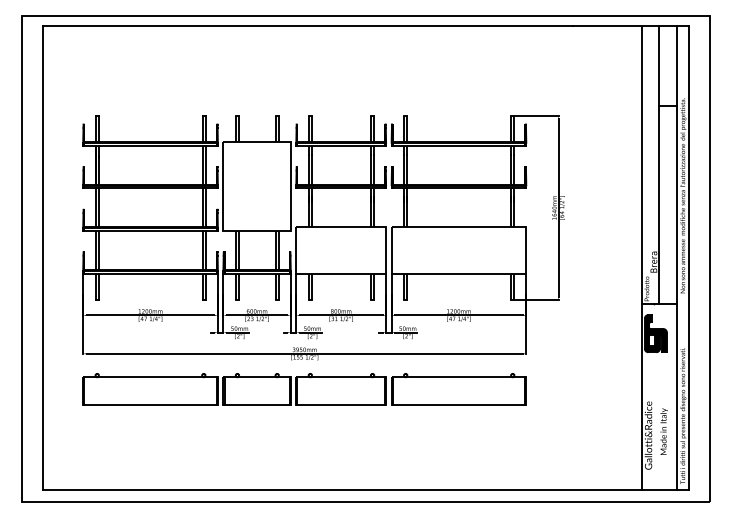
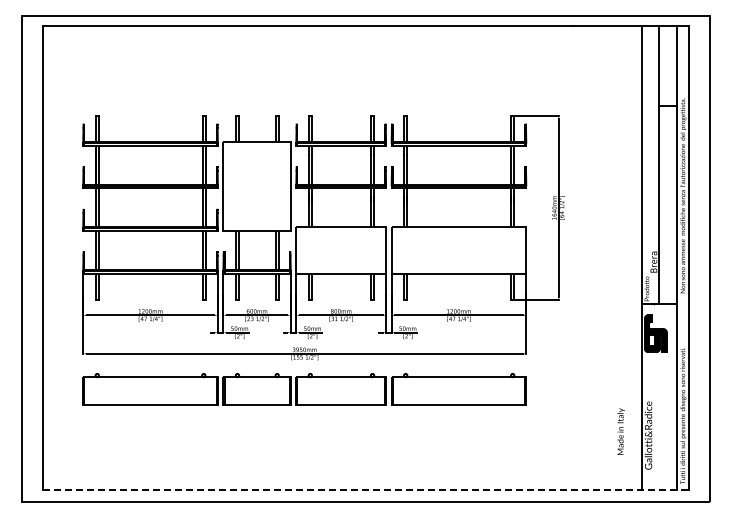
text position: (663, 431) -> (620, 431) (620, 431)
line: solid -> dashed (366, 489)
